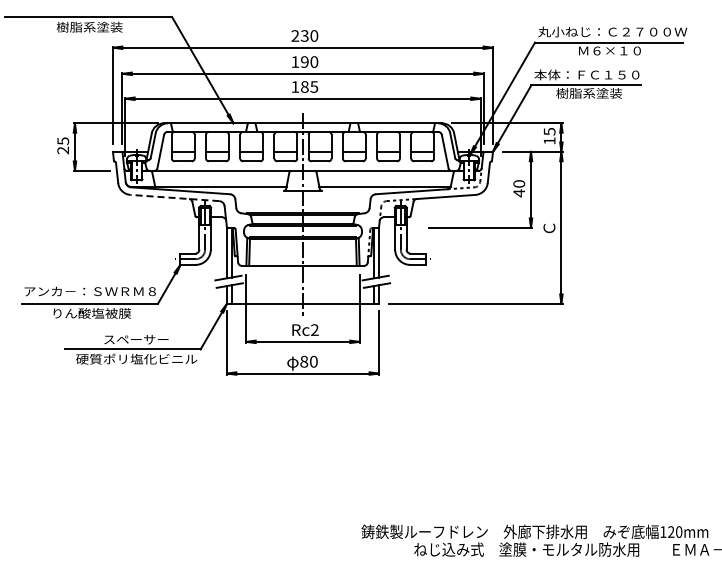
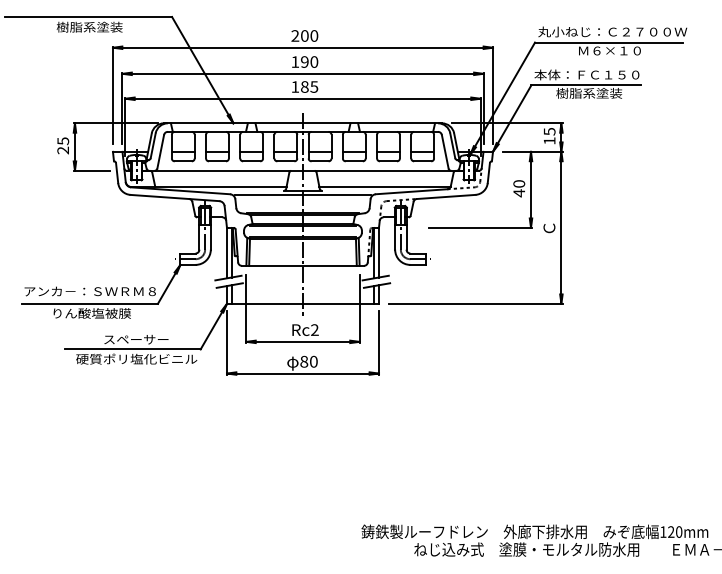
text: 230 -> 200 (304, 35)
line: none -> present (302, 194)
line: dashed -> solid (174, 198)
